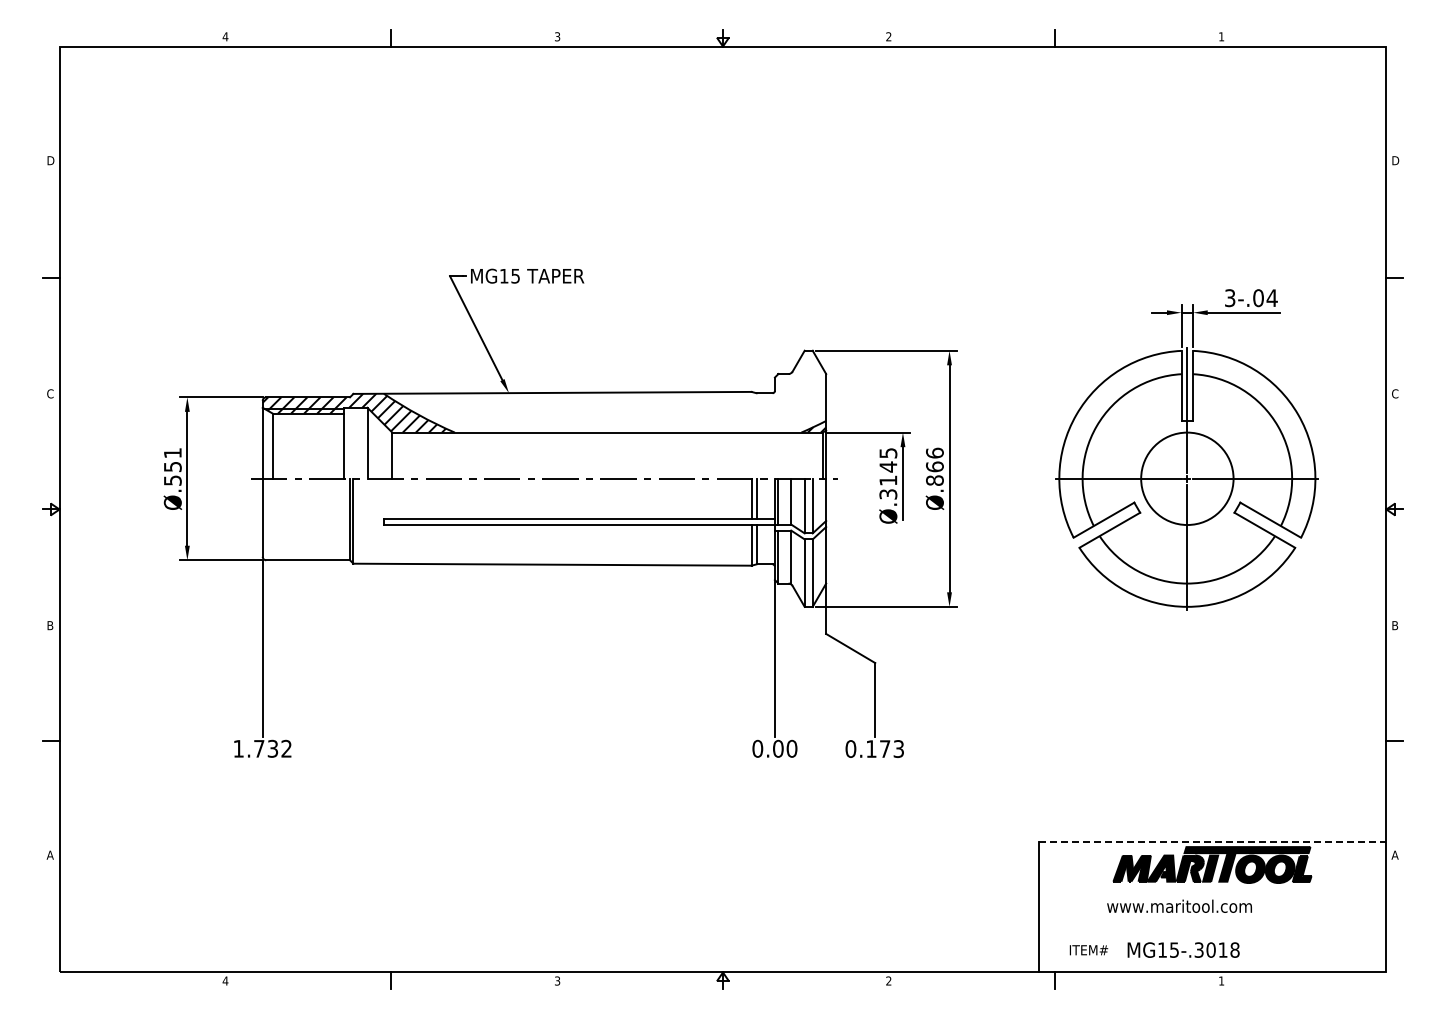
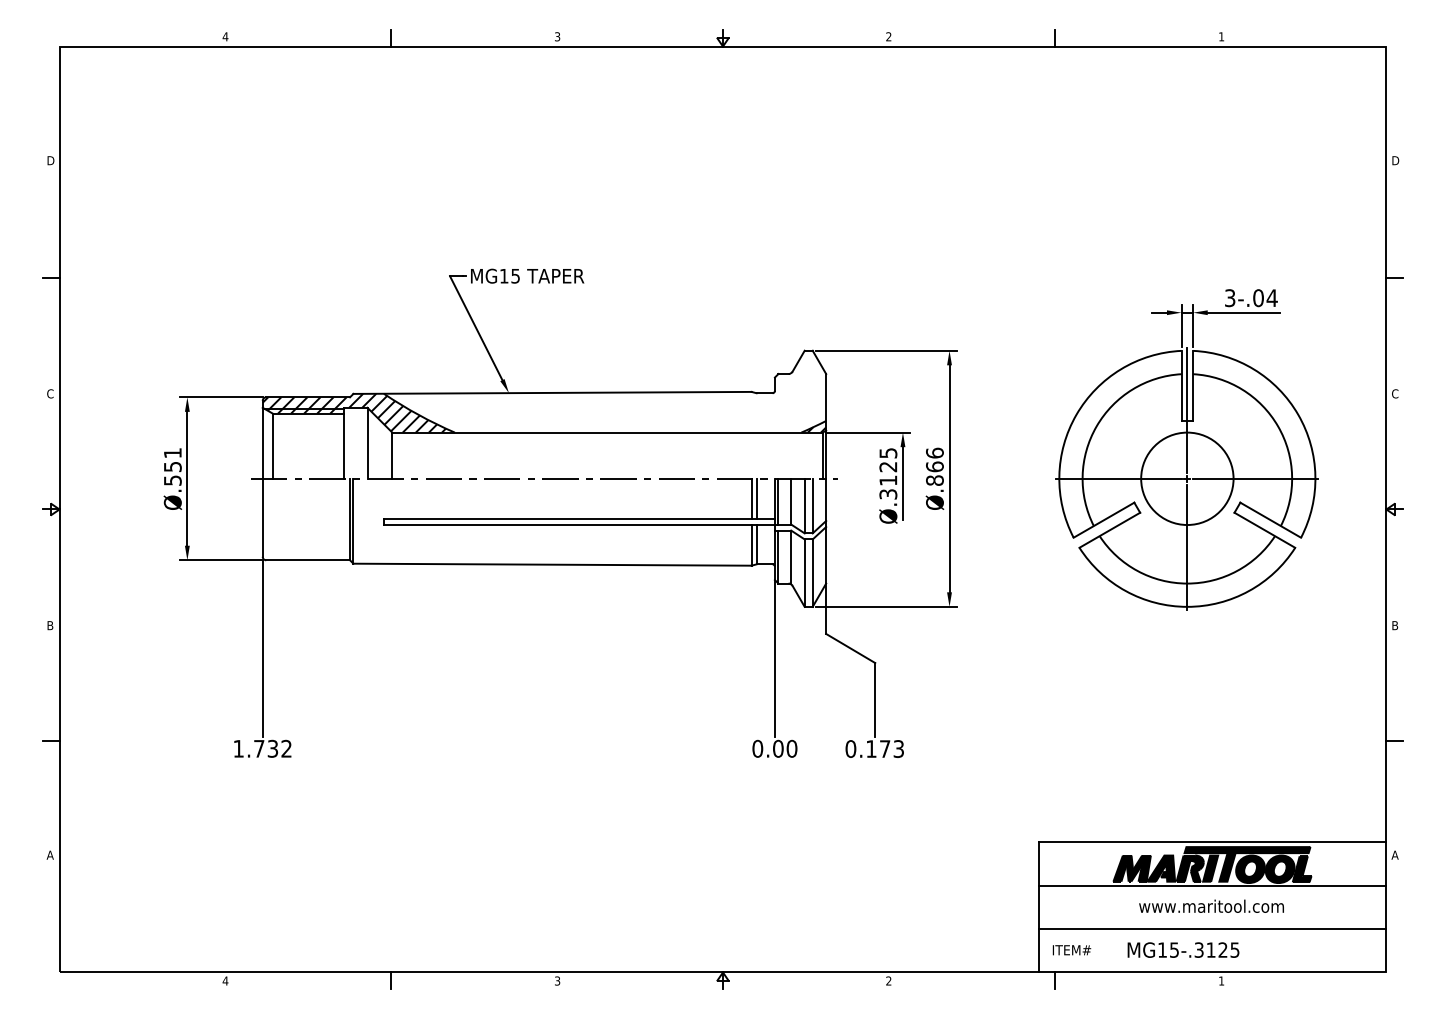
text: Ø.3145 -> Ø.3125 (888, 466)
line: dashed -> solid (1212, 842)
line: none -> present (1212, 885)
text position: (1179, 905) -> (1211, 905) (1211, 905)
line: none -> present (1212, 929)
text: MG15-.3018 -> MG15-.3125 (1222, 949)
text position: (1088, 950) -> (1071, 950) (1071, 950)
